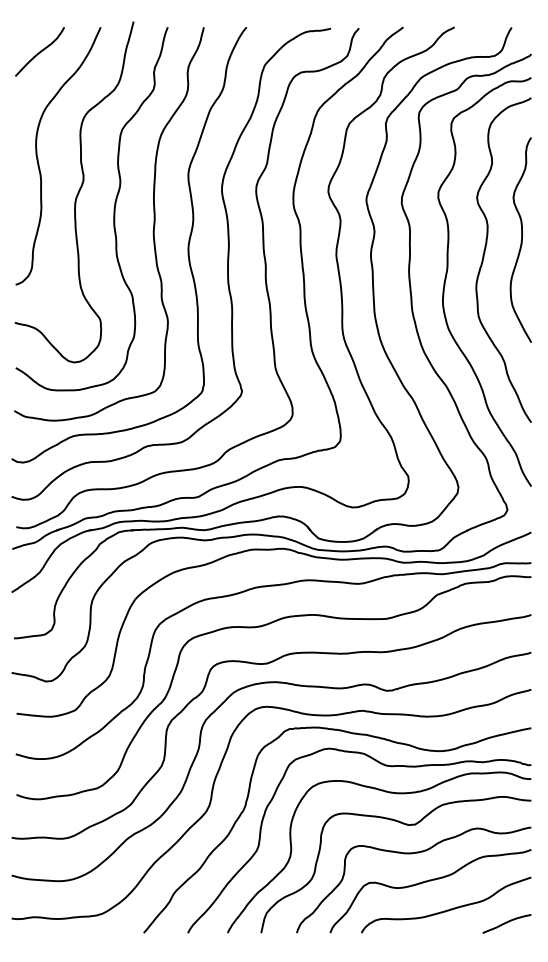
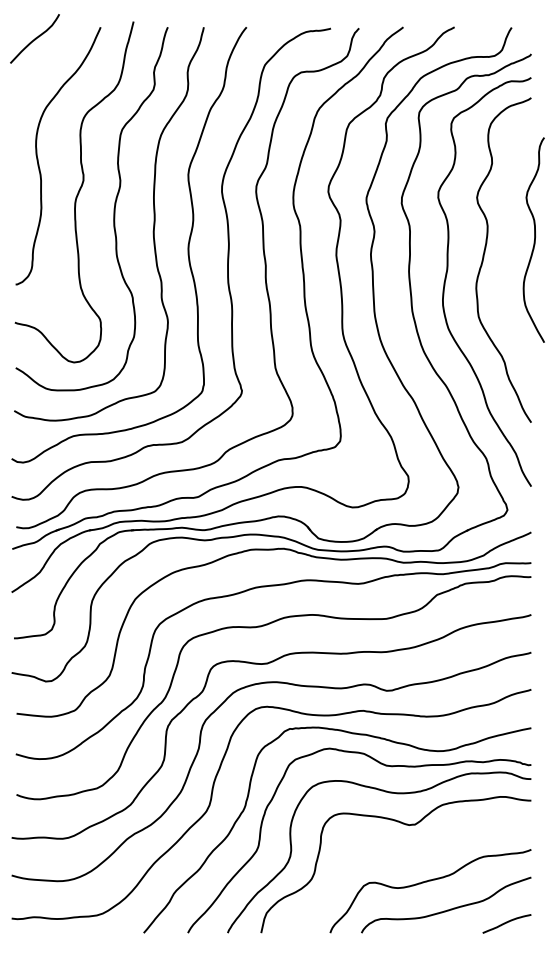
curve position: (39, 51) -> (34, 38) (34, 38)
curve position: (521, 239) -> (534, 239) (534, 239)
curve: present -> none (412, 854)
